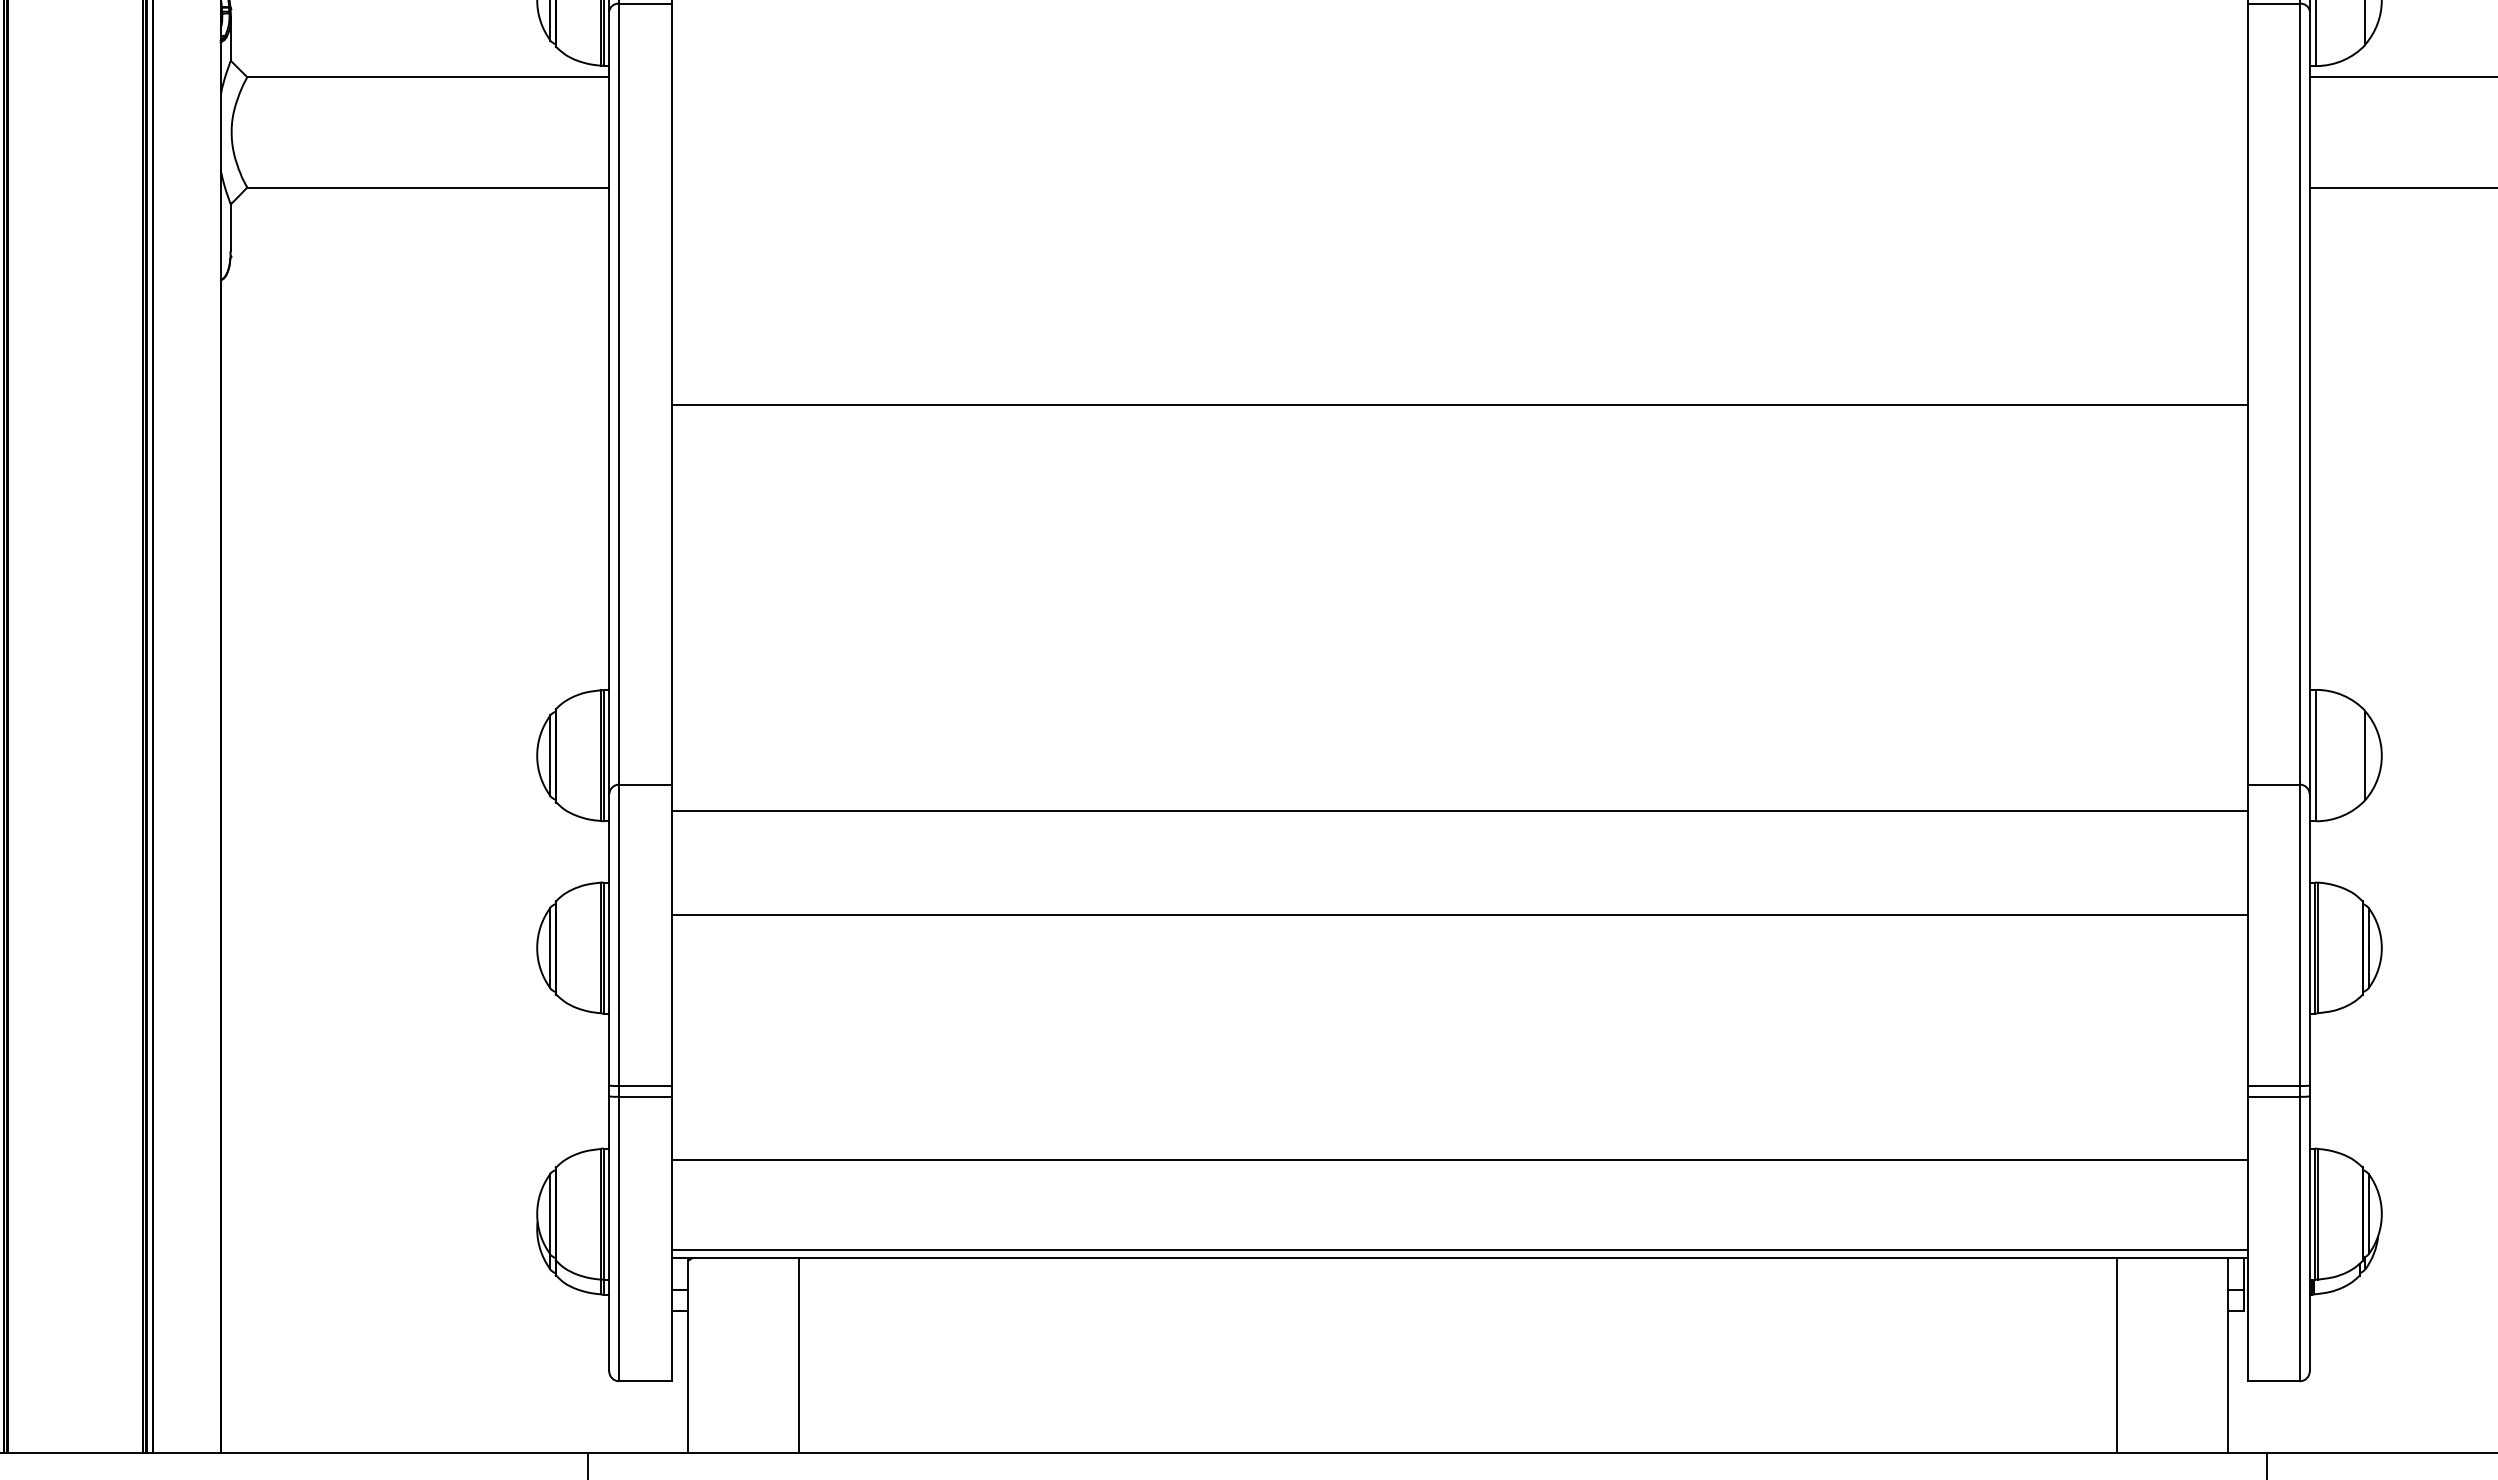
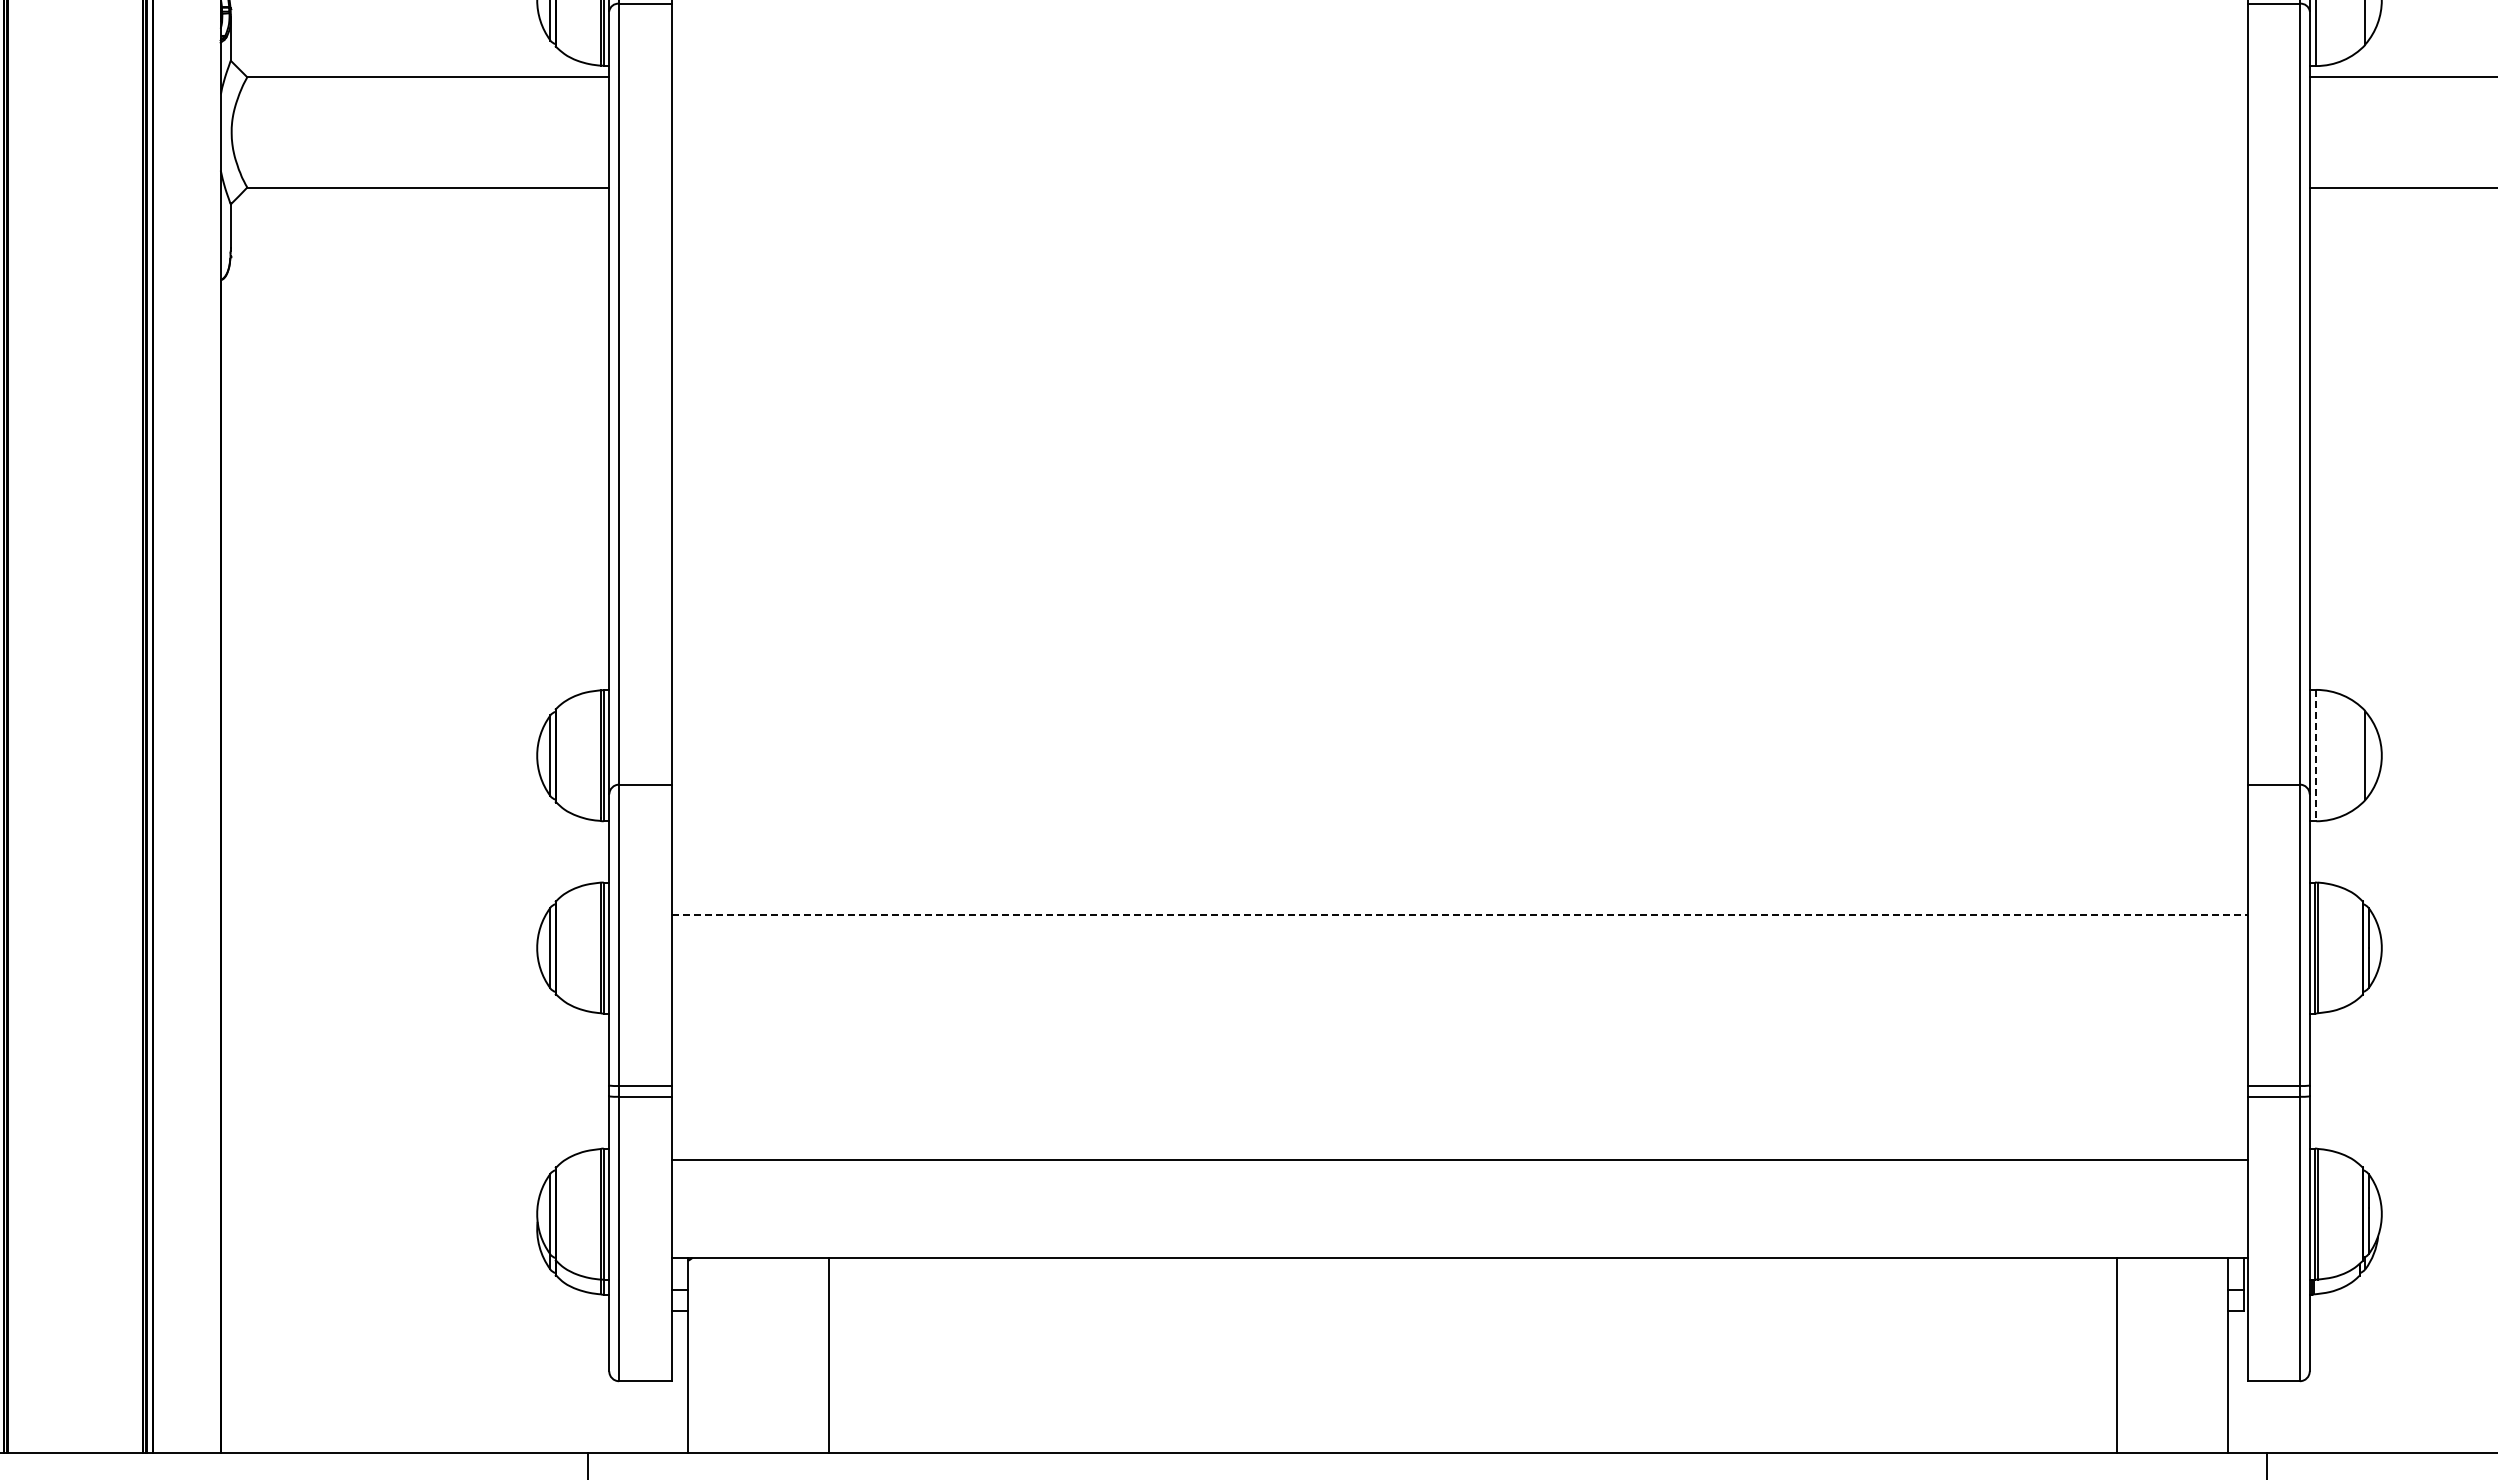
line: present -> none (1459, 405)
line: solid -> dashed (2316, 755)
line: present -> none (1459, 811)
line: solid -> dashed (1459, 914)
line: present -> none (1459, 1249)
line position: (798, 1355) -> (828, 1355) (828, 1355)
